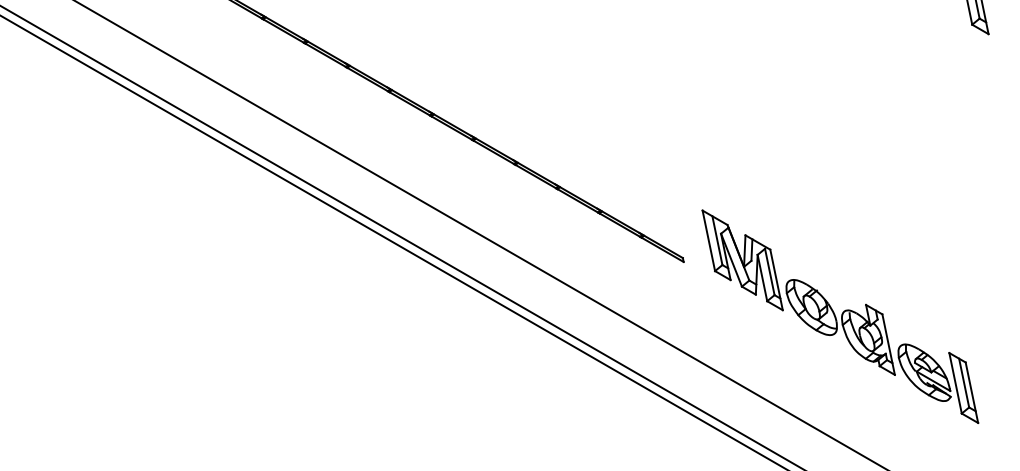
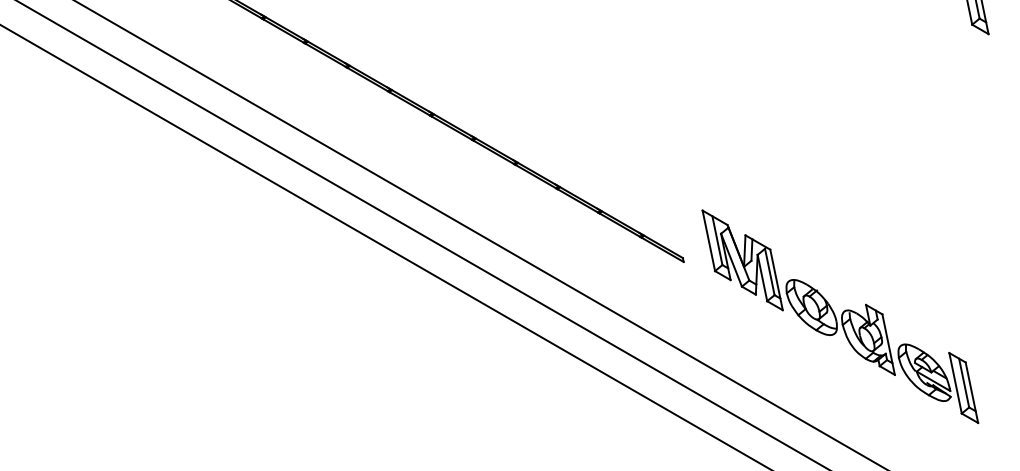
line position: (401, 237) -> (422, 234) (422, 234)
line position: (392, 241) -> (384, 246) (384, 246)
